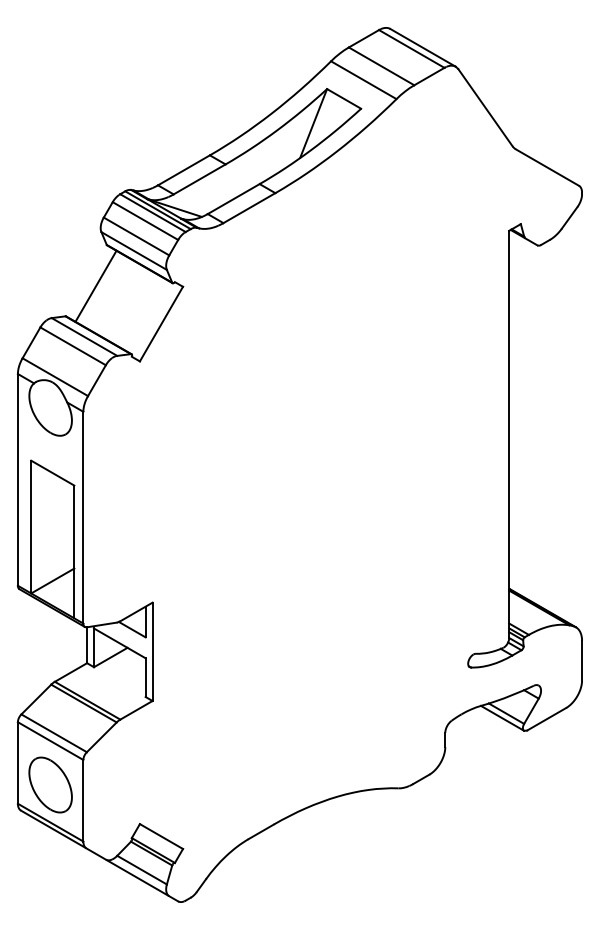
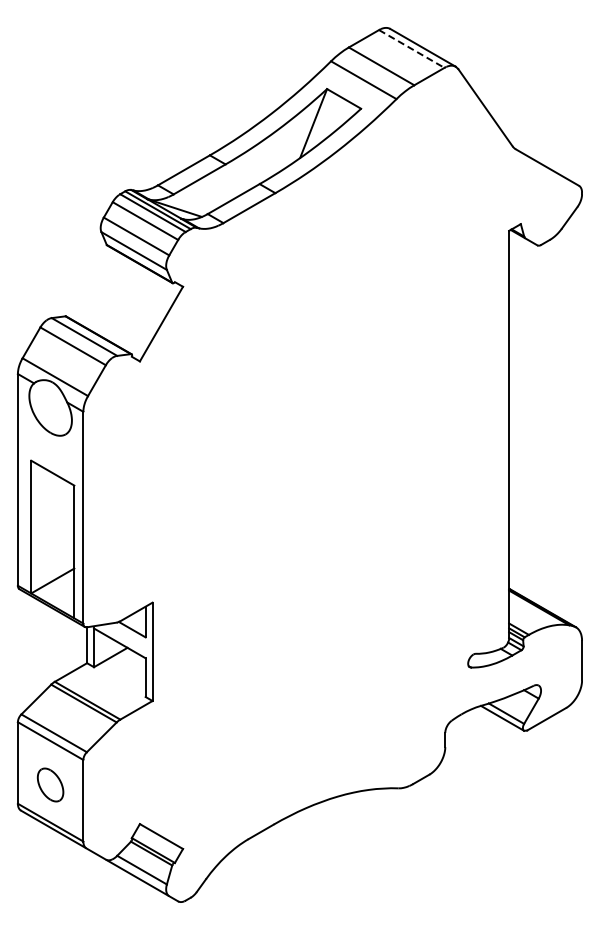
line: solid -> dashed (411, 48)
line: present -> none (95, 285)
part size: 45x58 px -> 29x36 px (50, 784)
